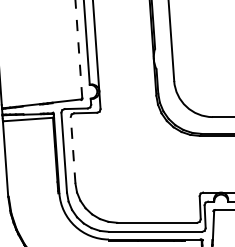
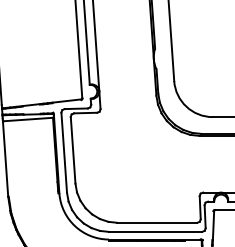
line: dashed -> solid (78, 49)
line: dashed -> solid (73, 149)
